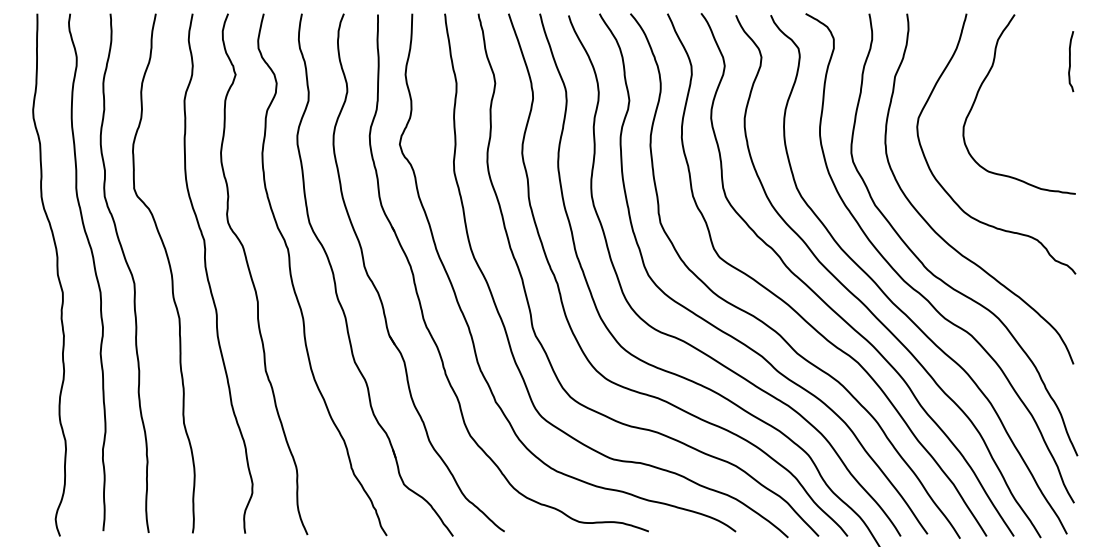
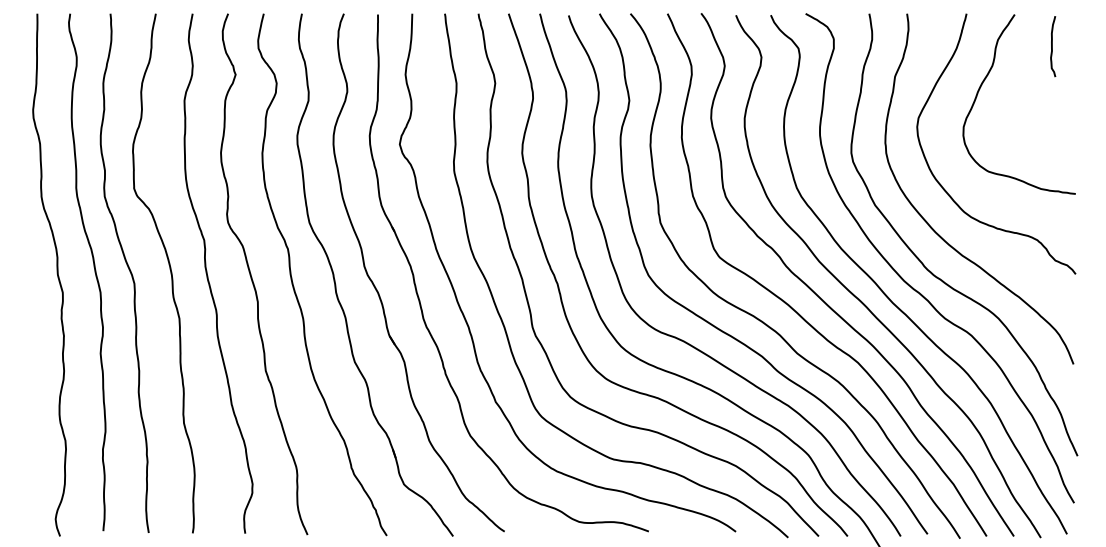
curve position: (1070, 61) -> (1052, 46) (1052, 46)
